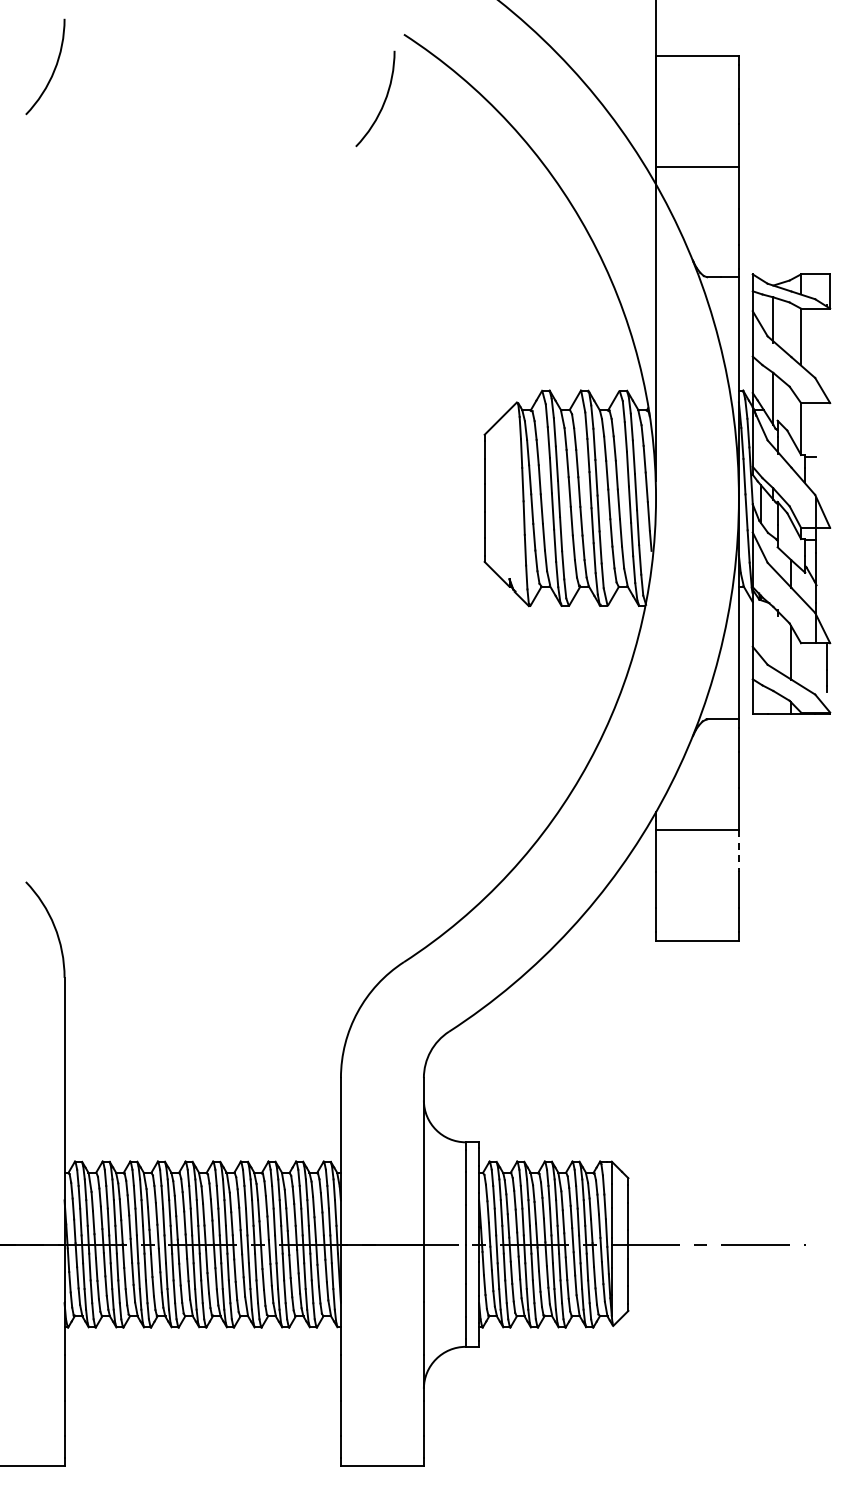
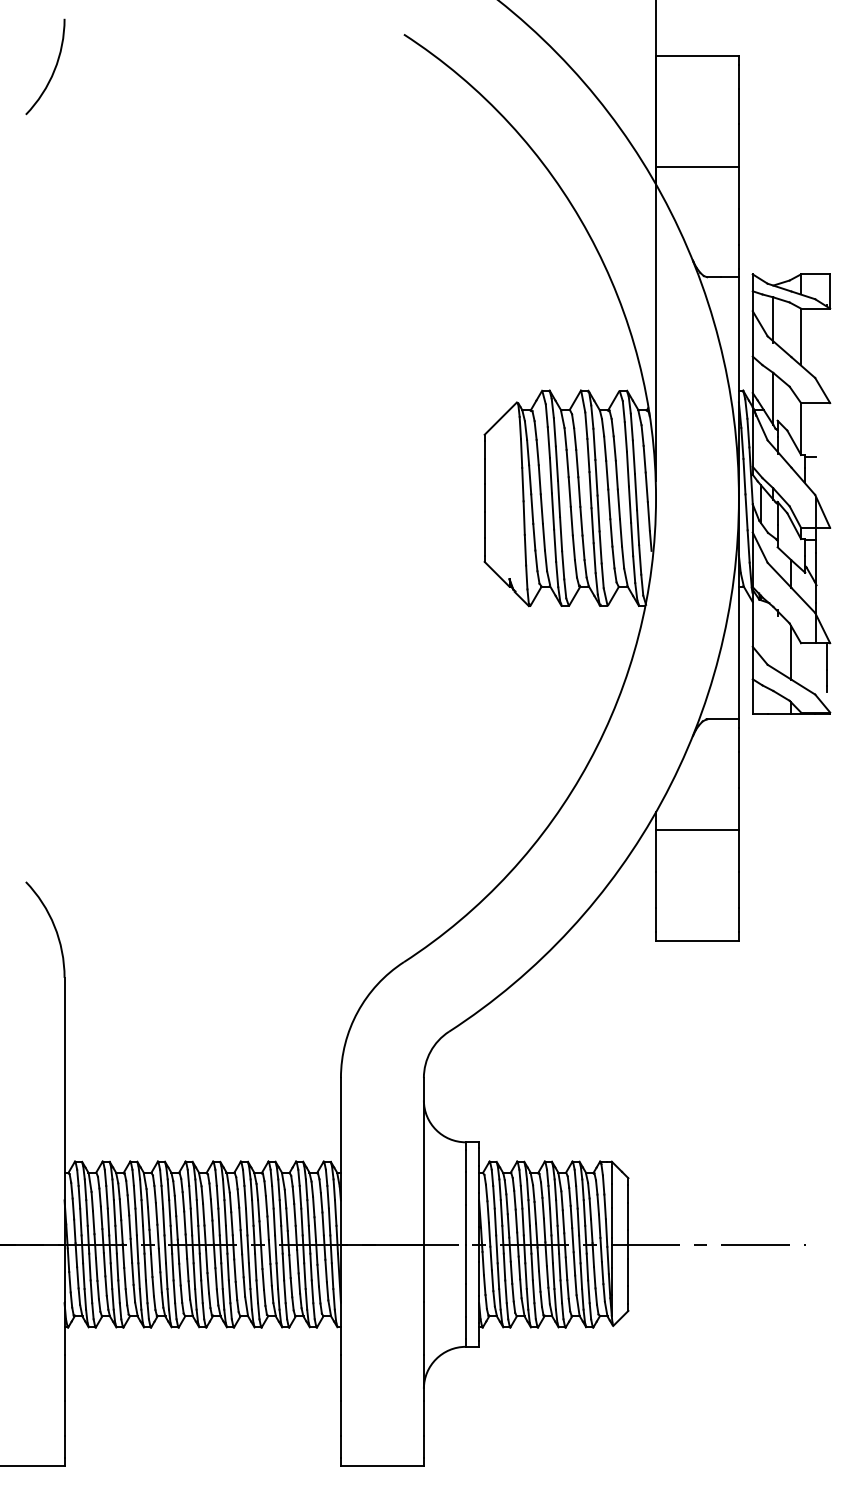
arc: present -> none (383, 101)
line: dashed -> solid (738, 851)
